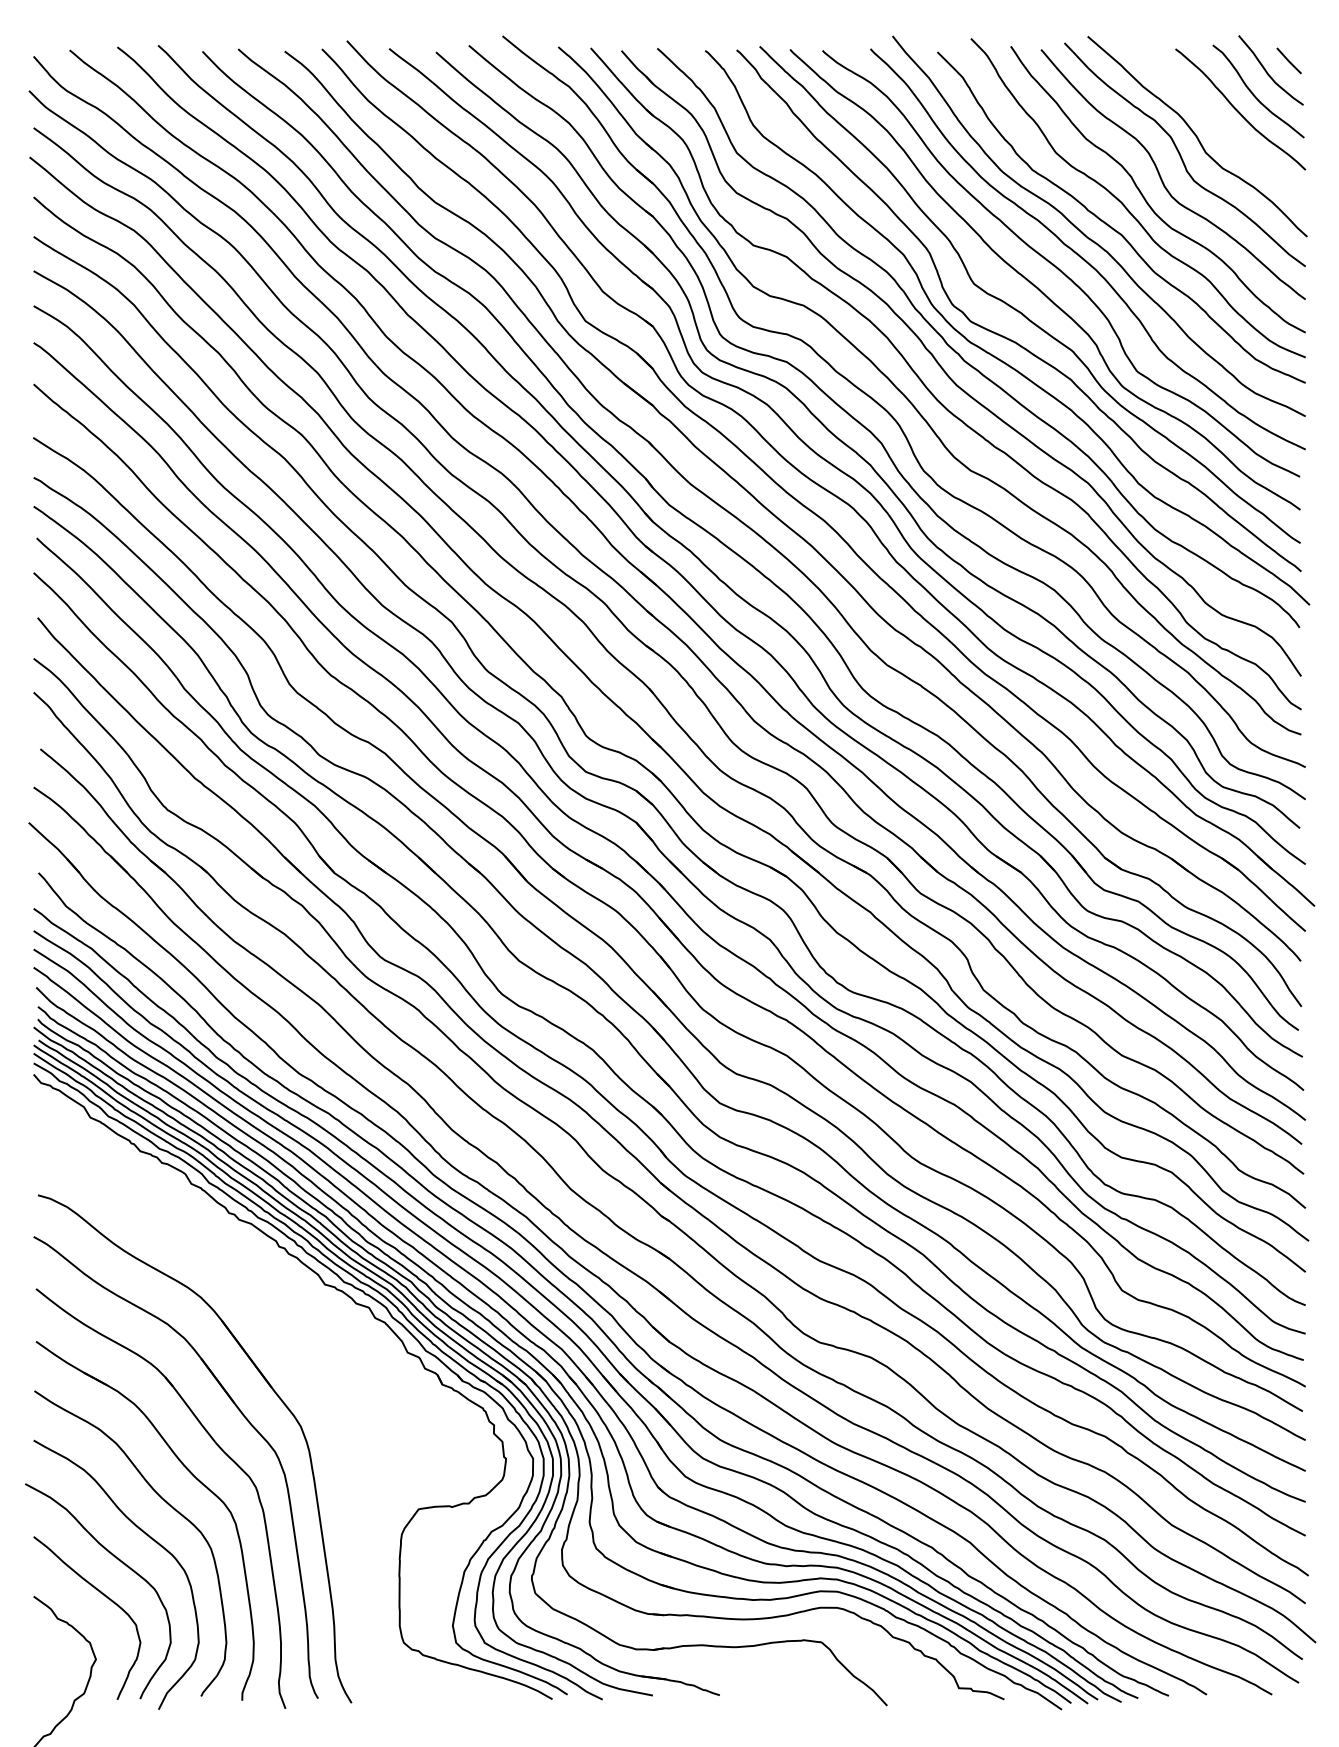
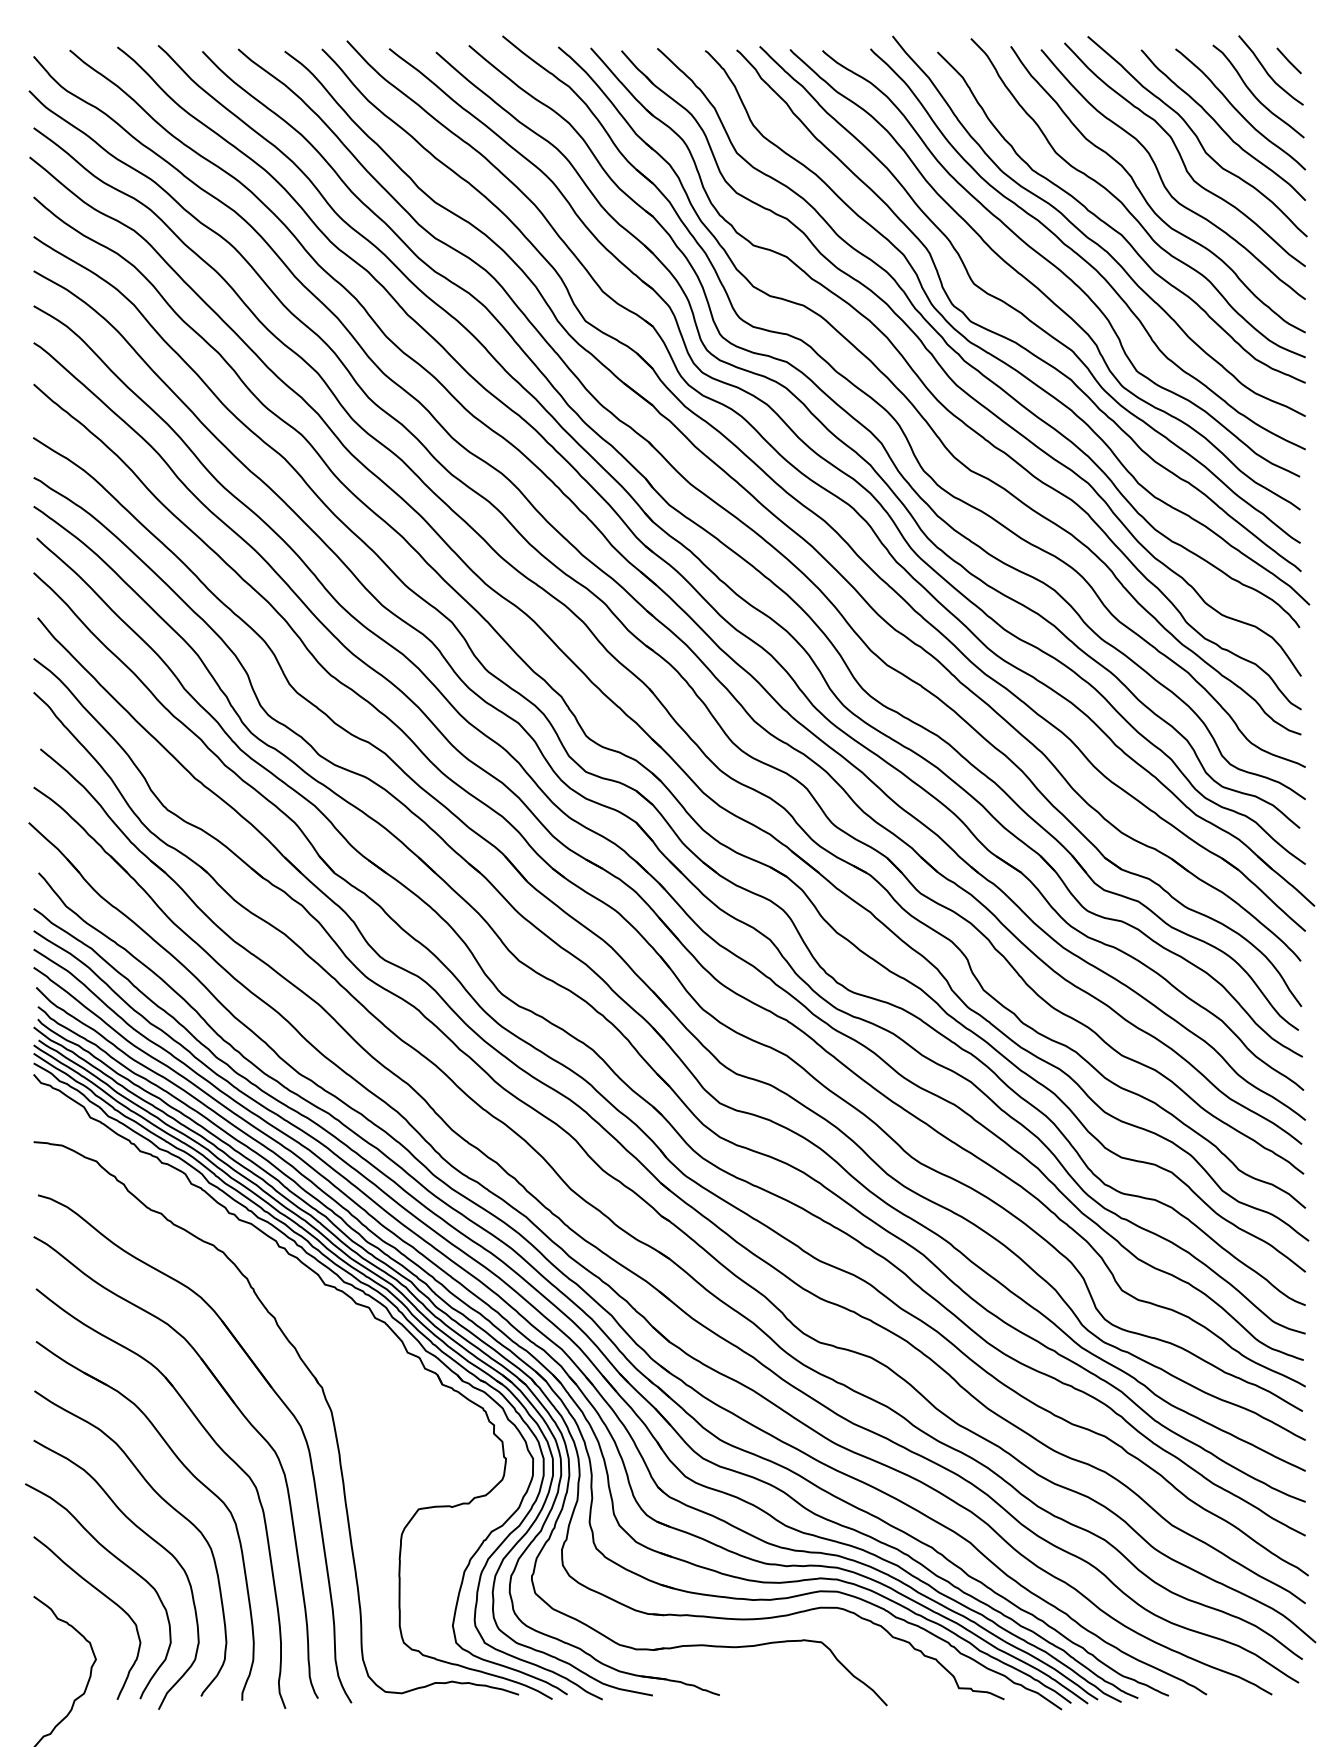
curve: none -> present (1220, 125)
part: none -> present (324, 1399)
